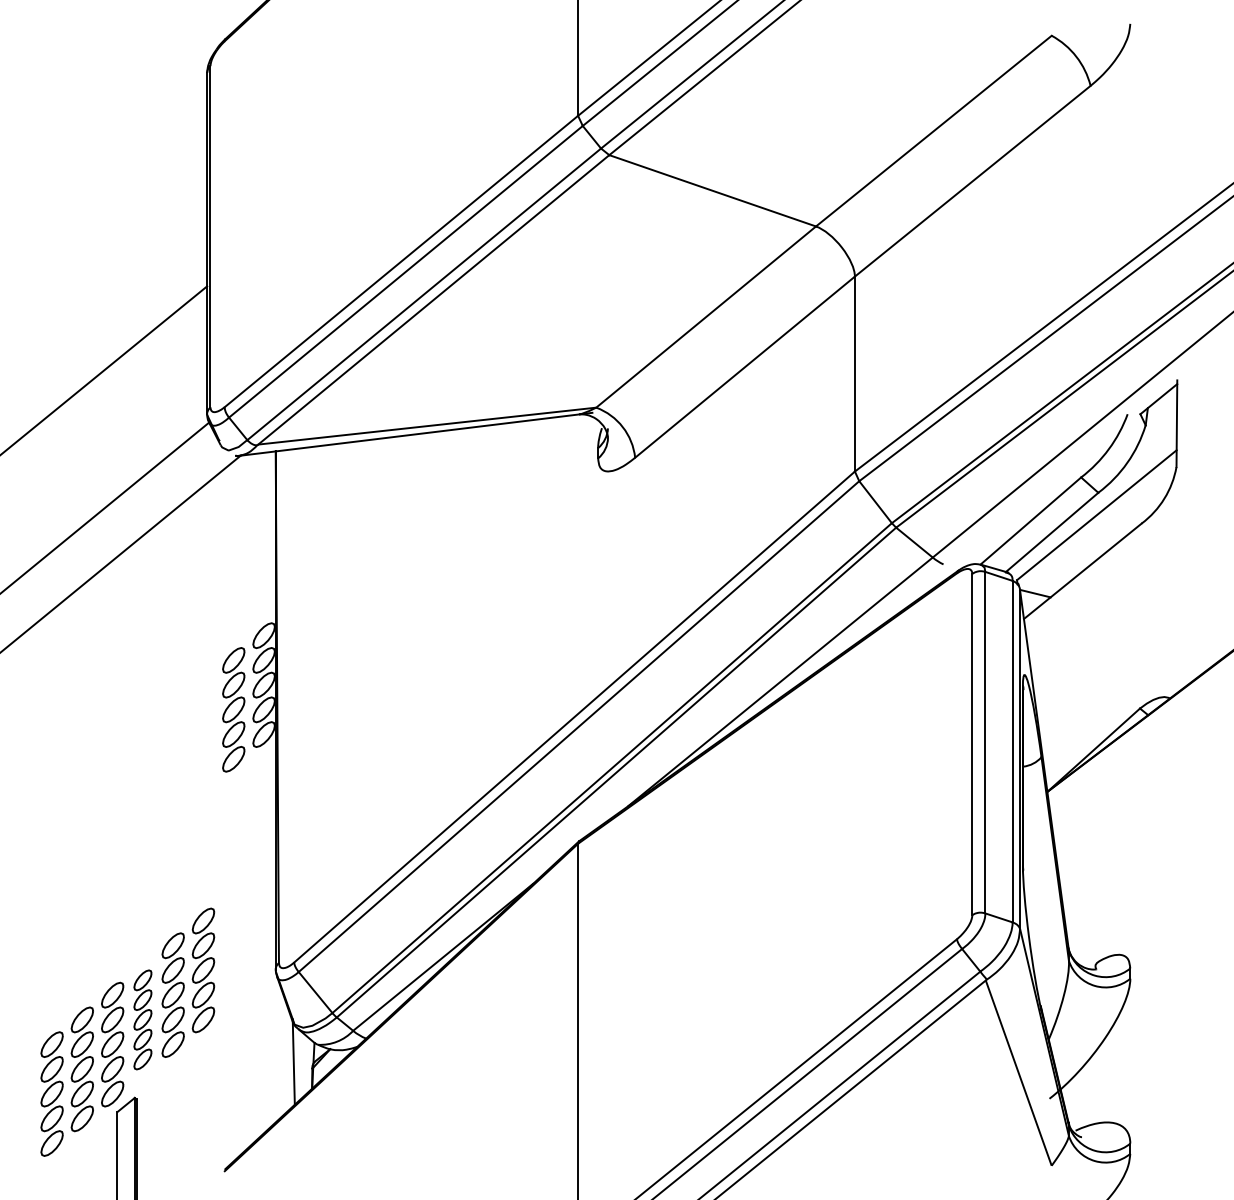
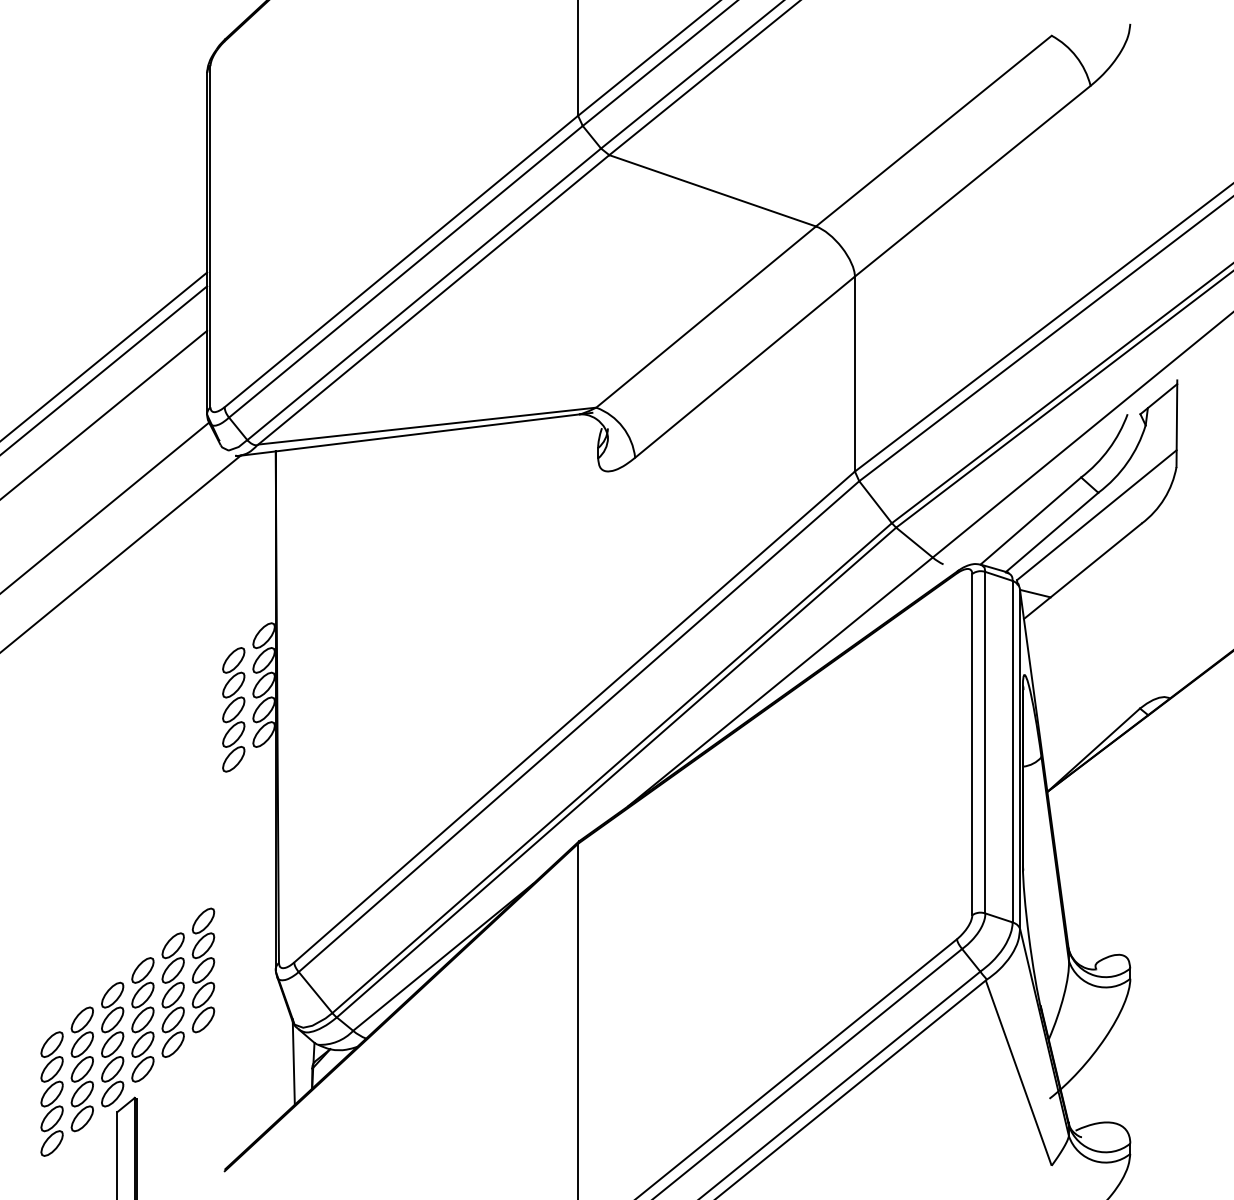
line: none -> present (104, 355)
line: none -> present (104, 413)
part size: 20x102 px -> 24x126 px (142, 1019)
